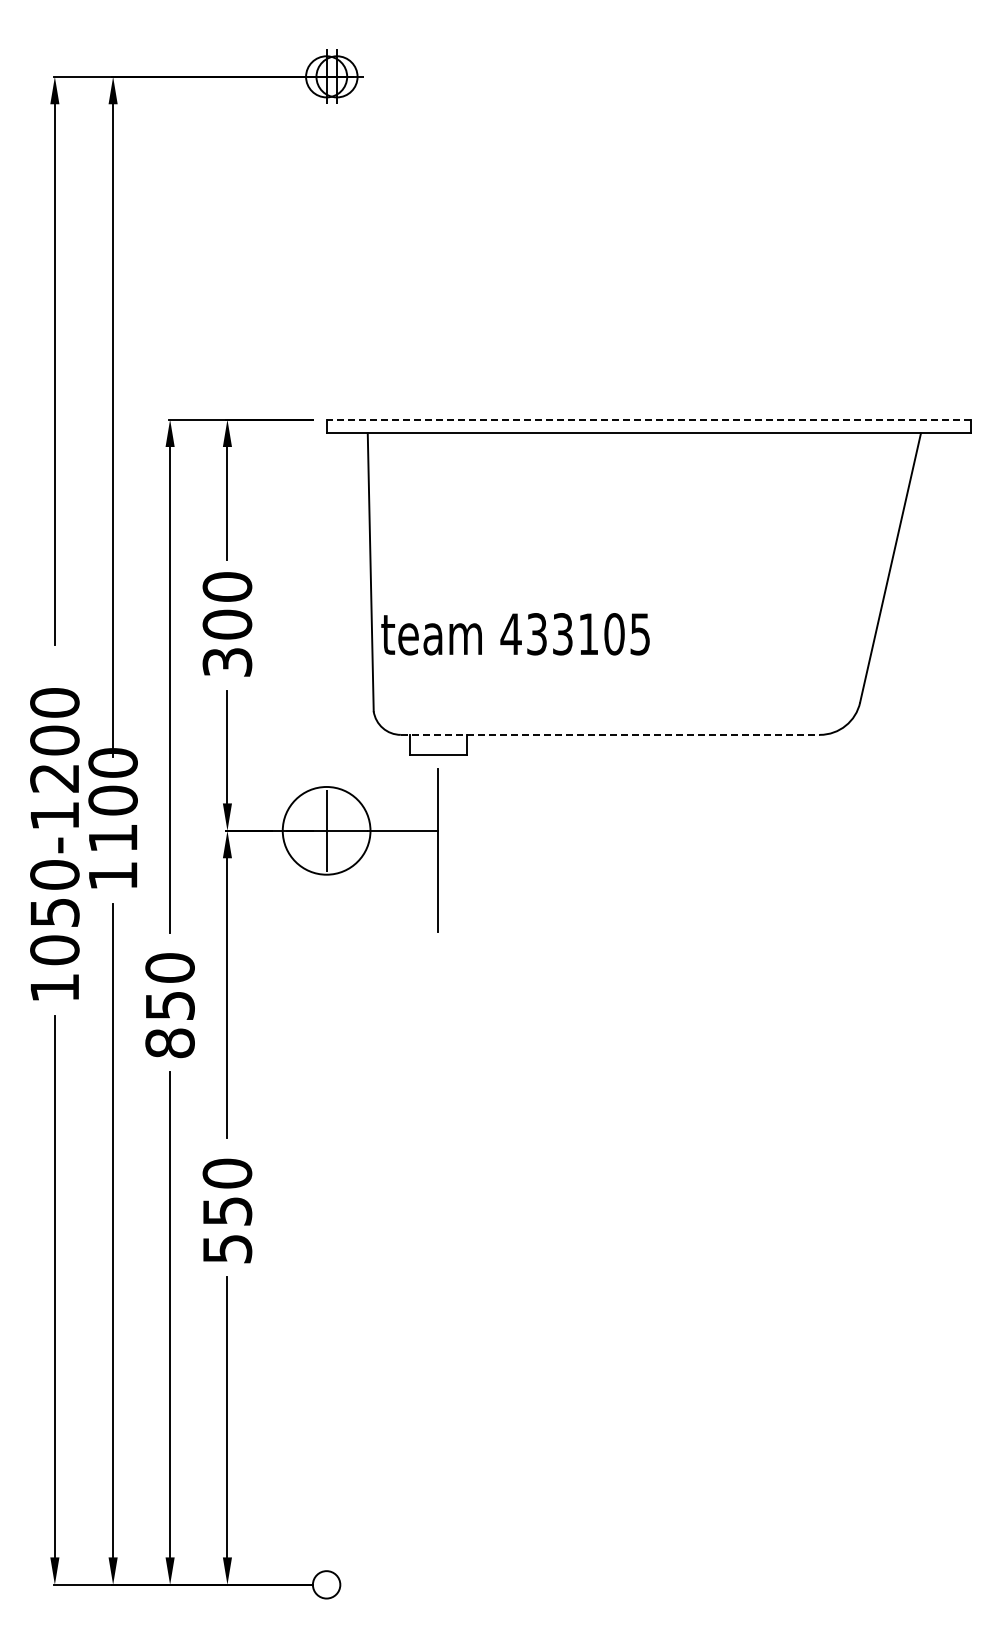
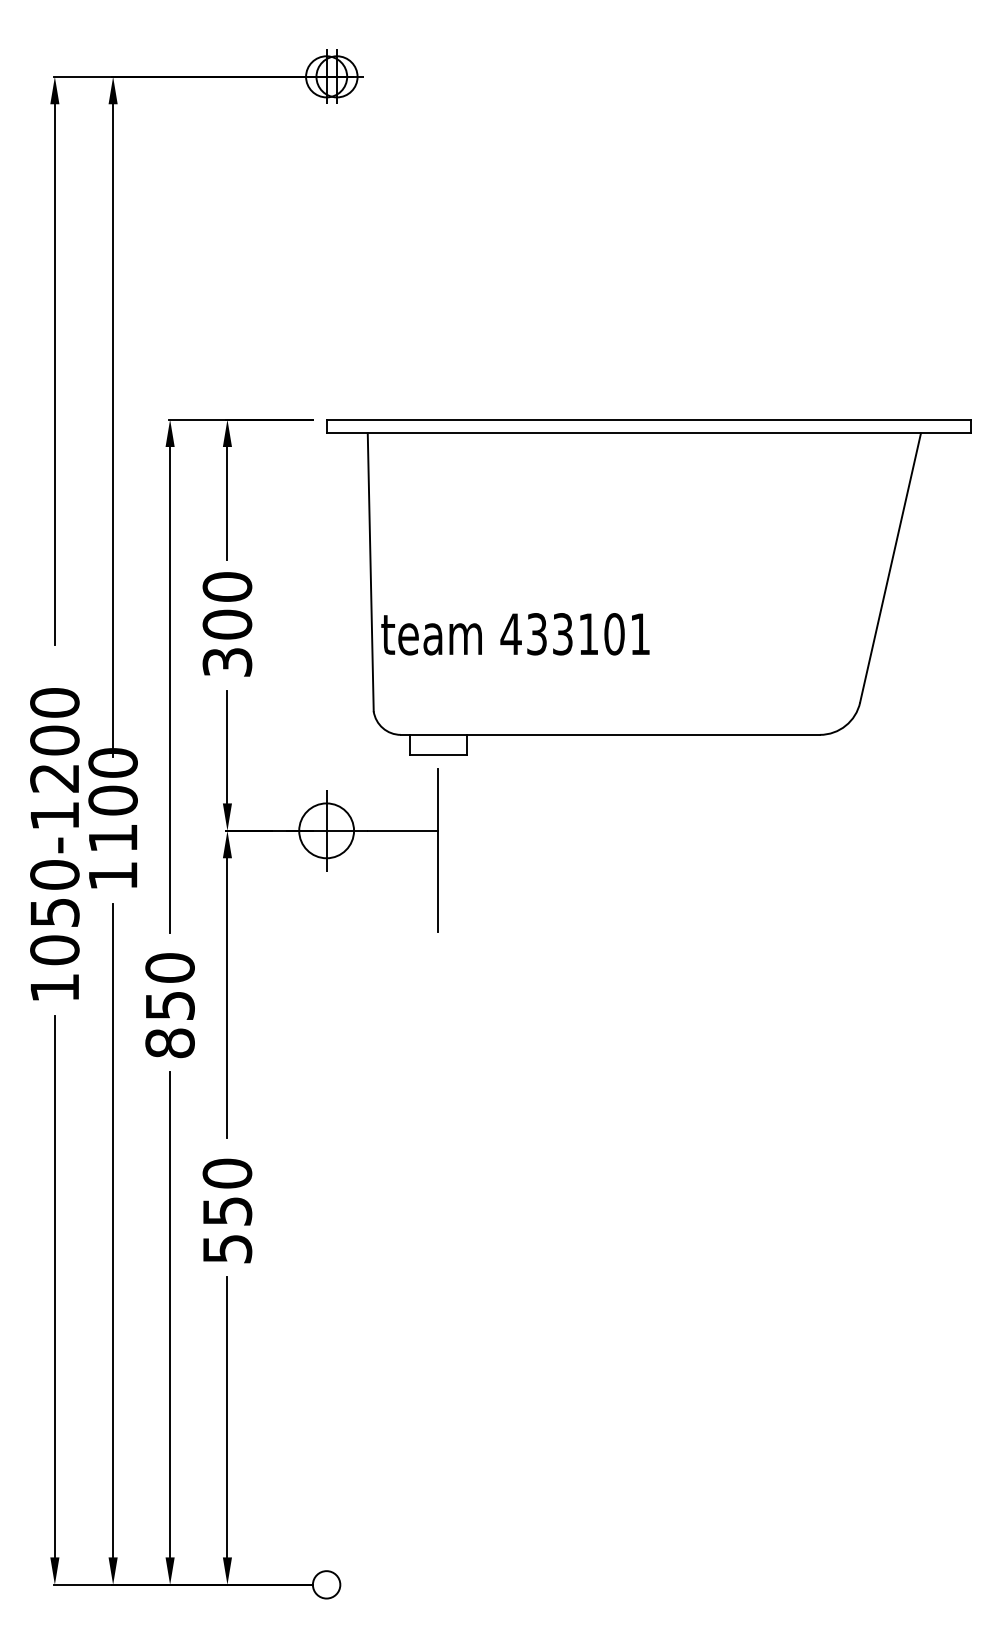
line: dashed -> solid (648, 419)
text: 433105 -> 433101 (639, 634)
line: dashed -> solid (610, 734)
circle diameter: 88 px -> 55 px (326, 830)
